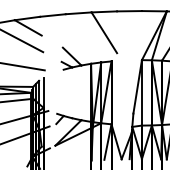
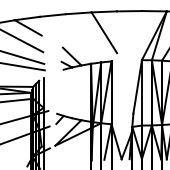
line: none -> present (23, 57)
